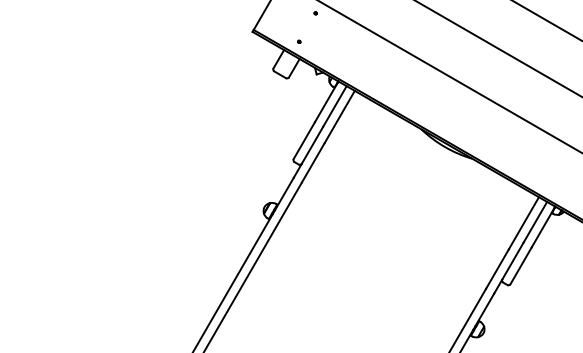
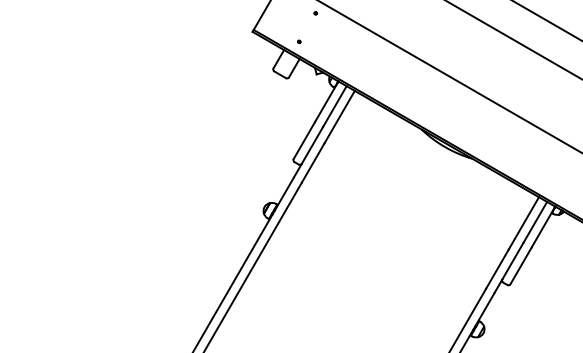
line position: (498, 48) -> (513, 39) (513, 39)
